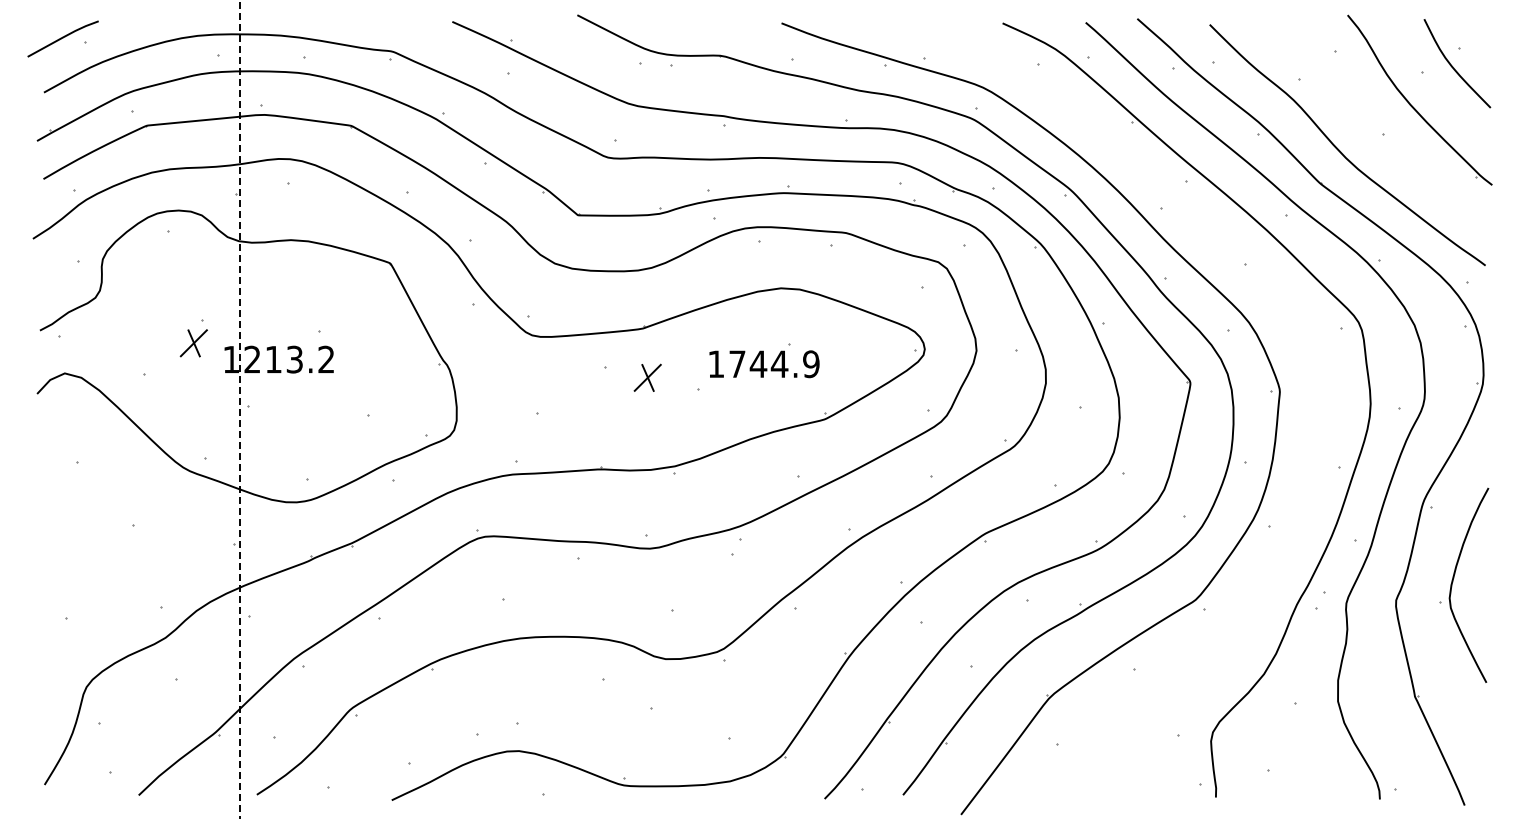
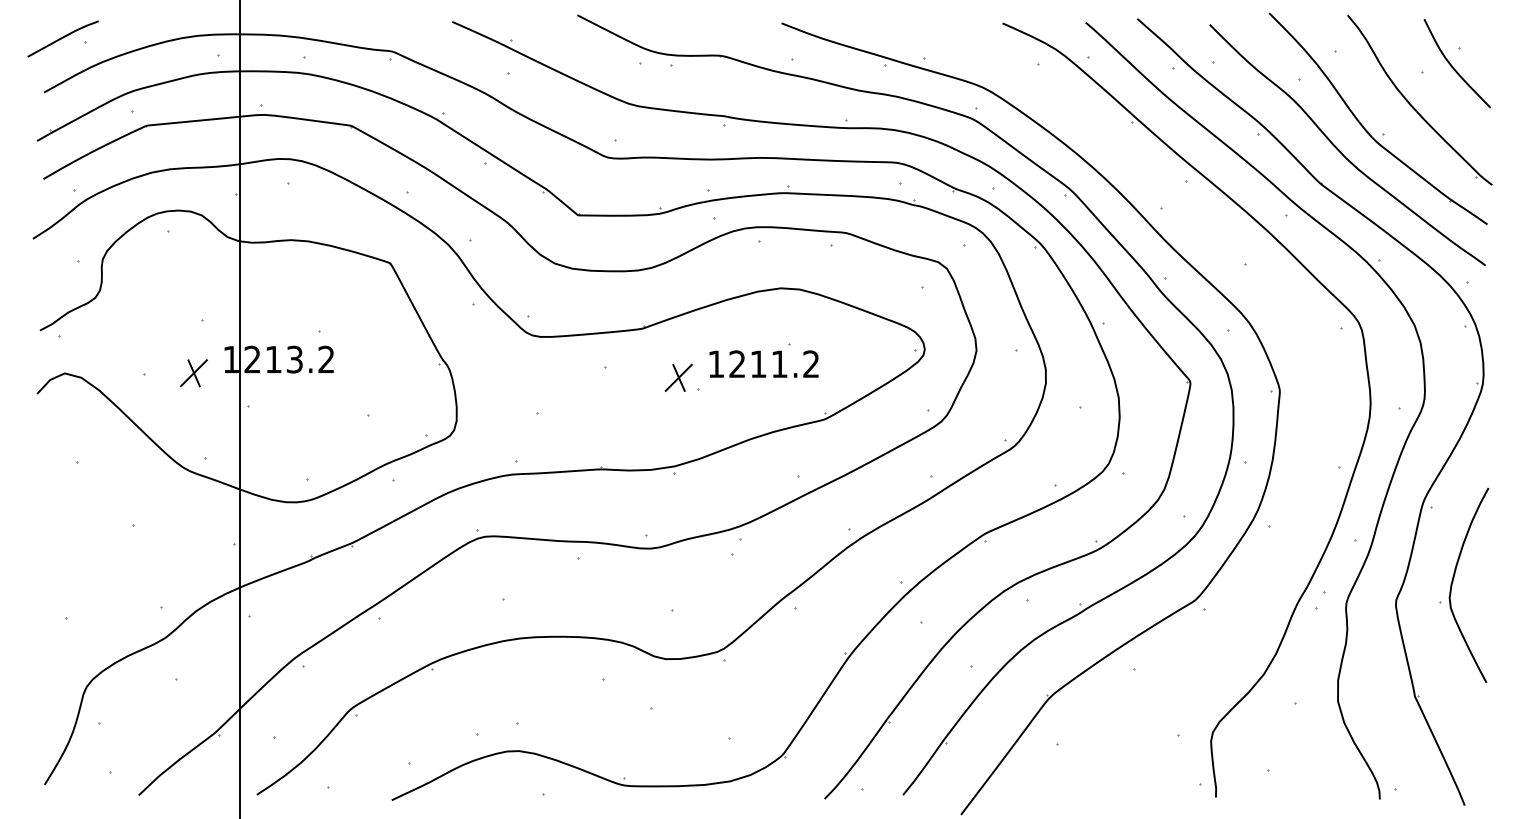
part: none -> present (1366, 129)
part position: (193, 343) -> (193, 373) (193, 373)
text: 1744.9 -> 1211.2 (774, 364)
part position: (647, 377) -> (678, 377) (678, 377)
line: dashed -> solid (240, 408)
